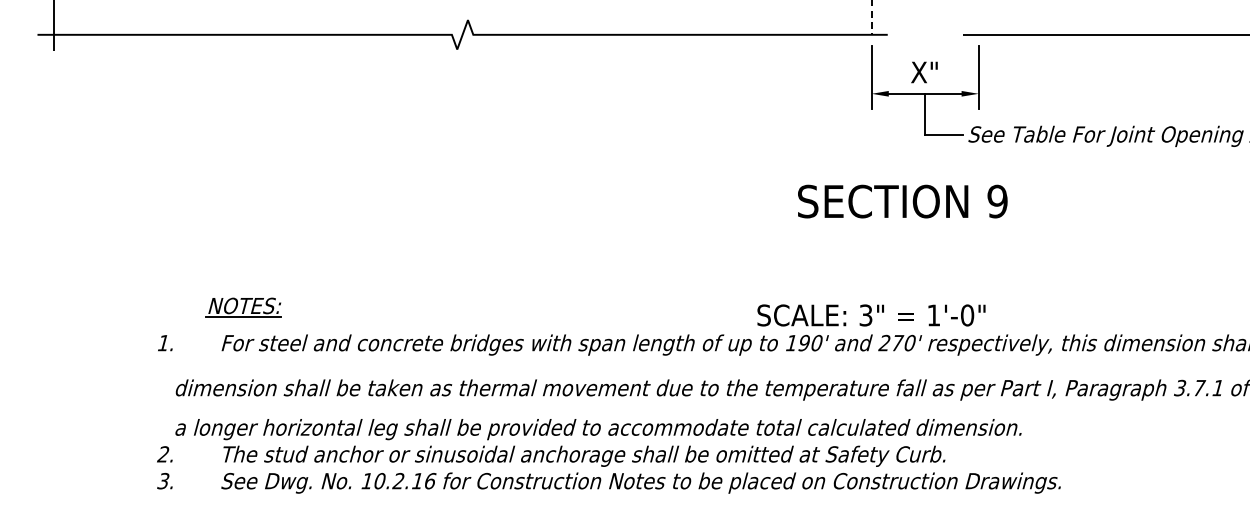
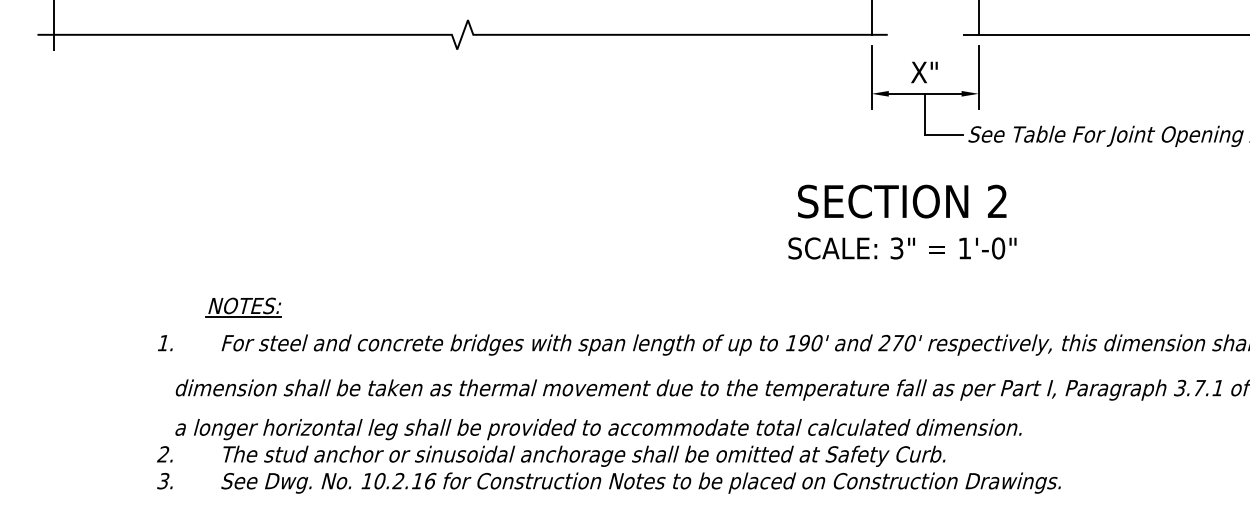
line: dashed -> solid (871, 17)
line: none -> present (978, 18)
text: 9 -> 2 (997, 201)
text position: (871, 315) -> (902, 248) (902, 248)
